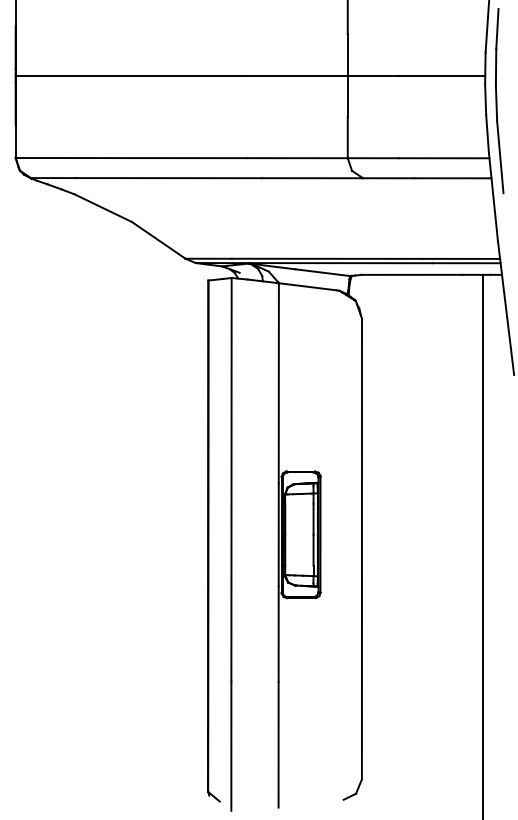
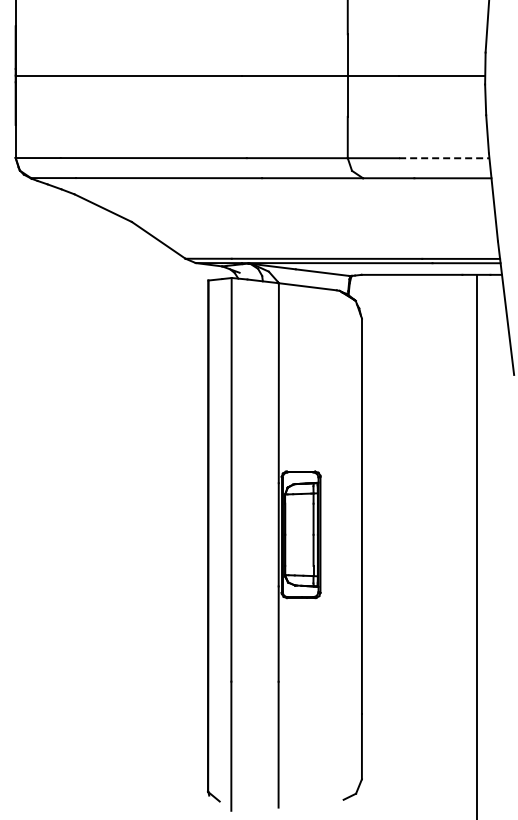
part: present -> none (499, 101)
line: solid -> dashed (444, 158)
line position: (482, 545) -> (476, 545) (476, 545)
